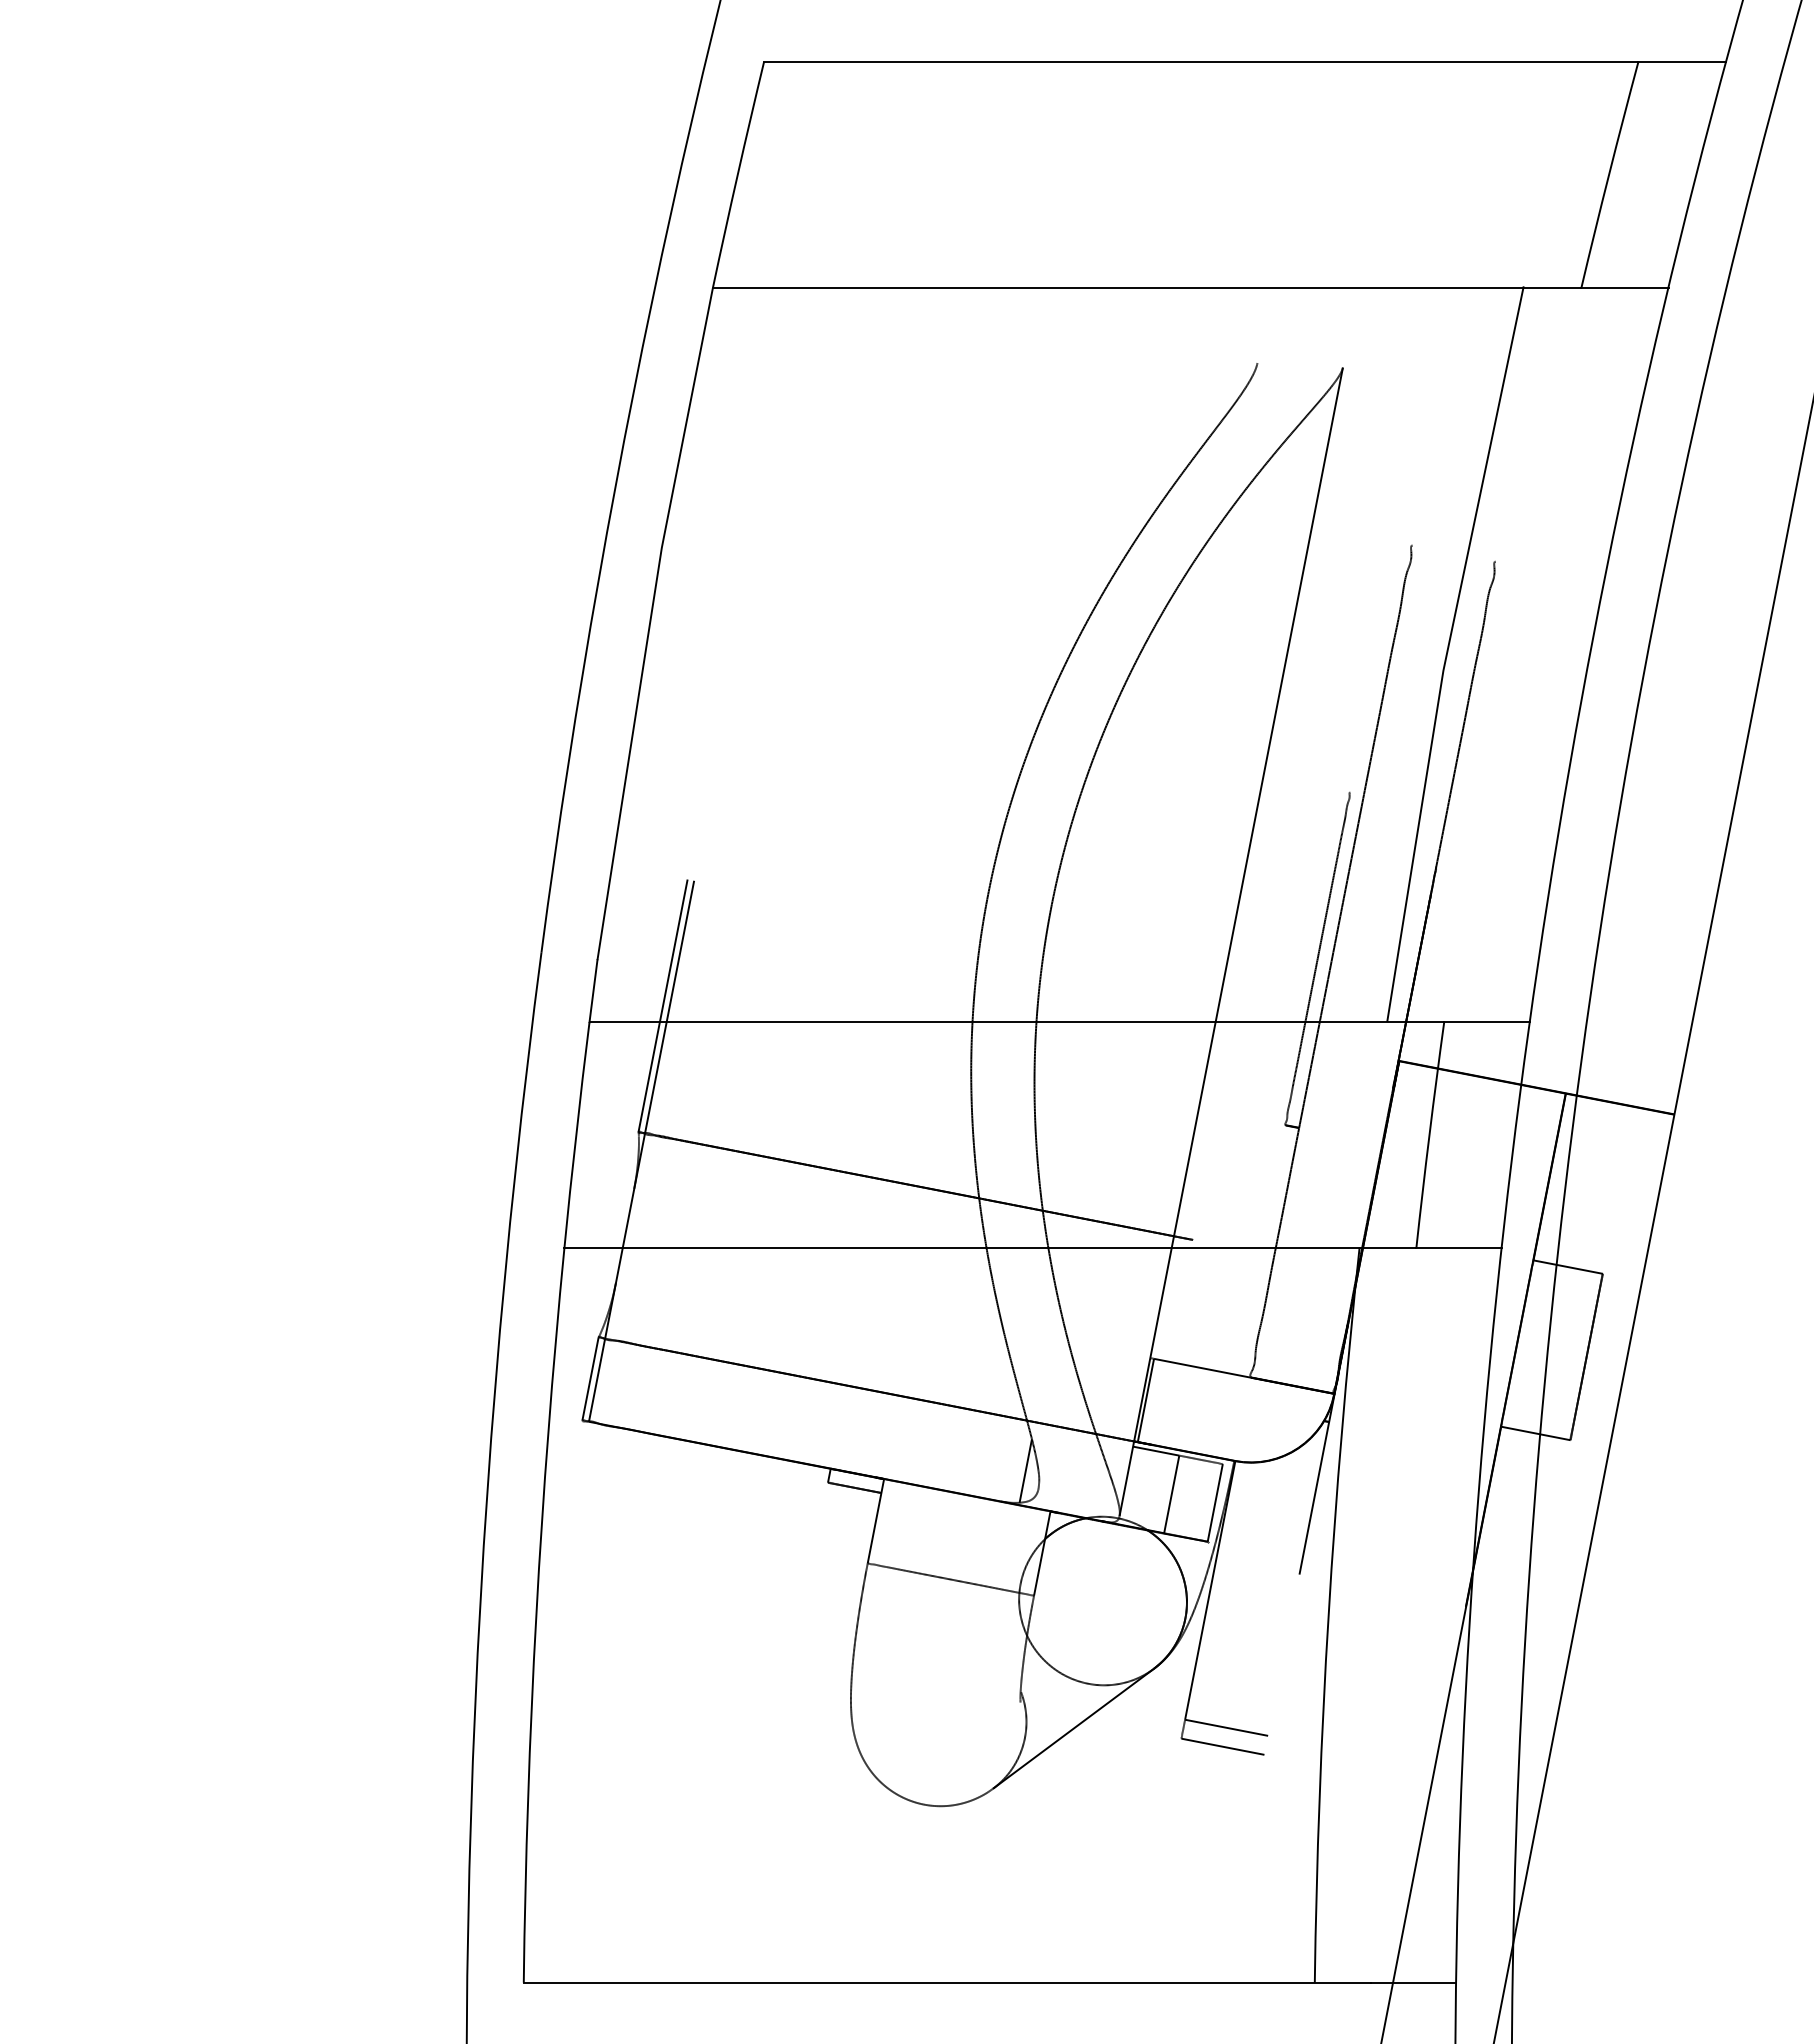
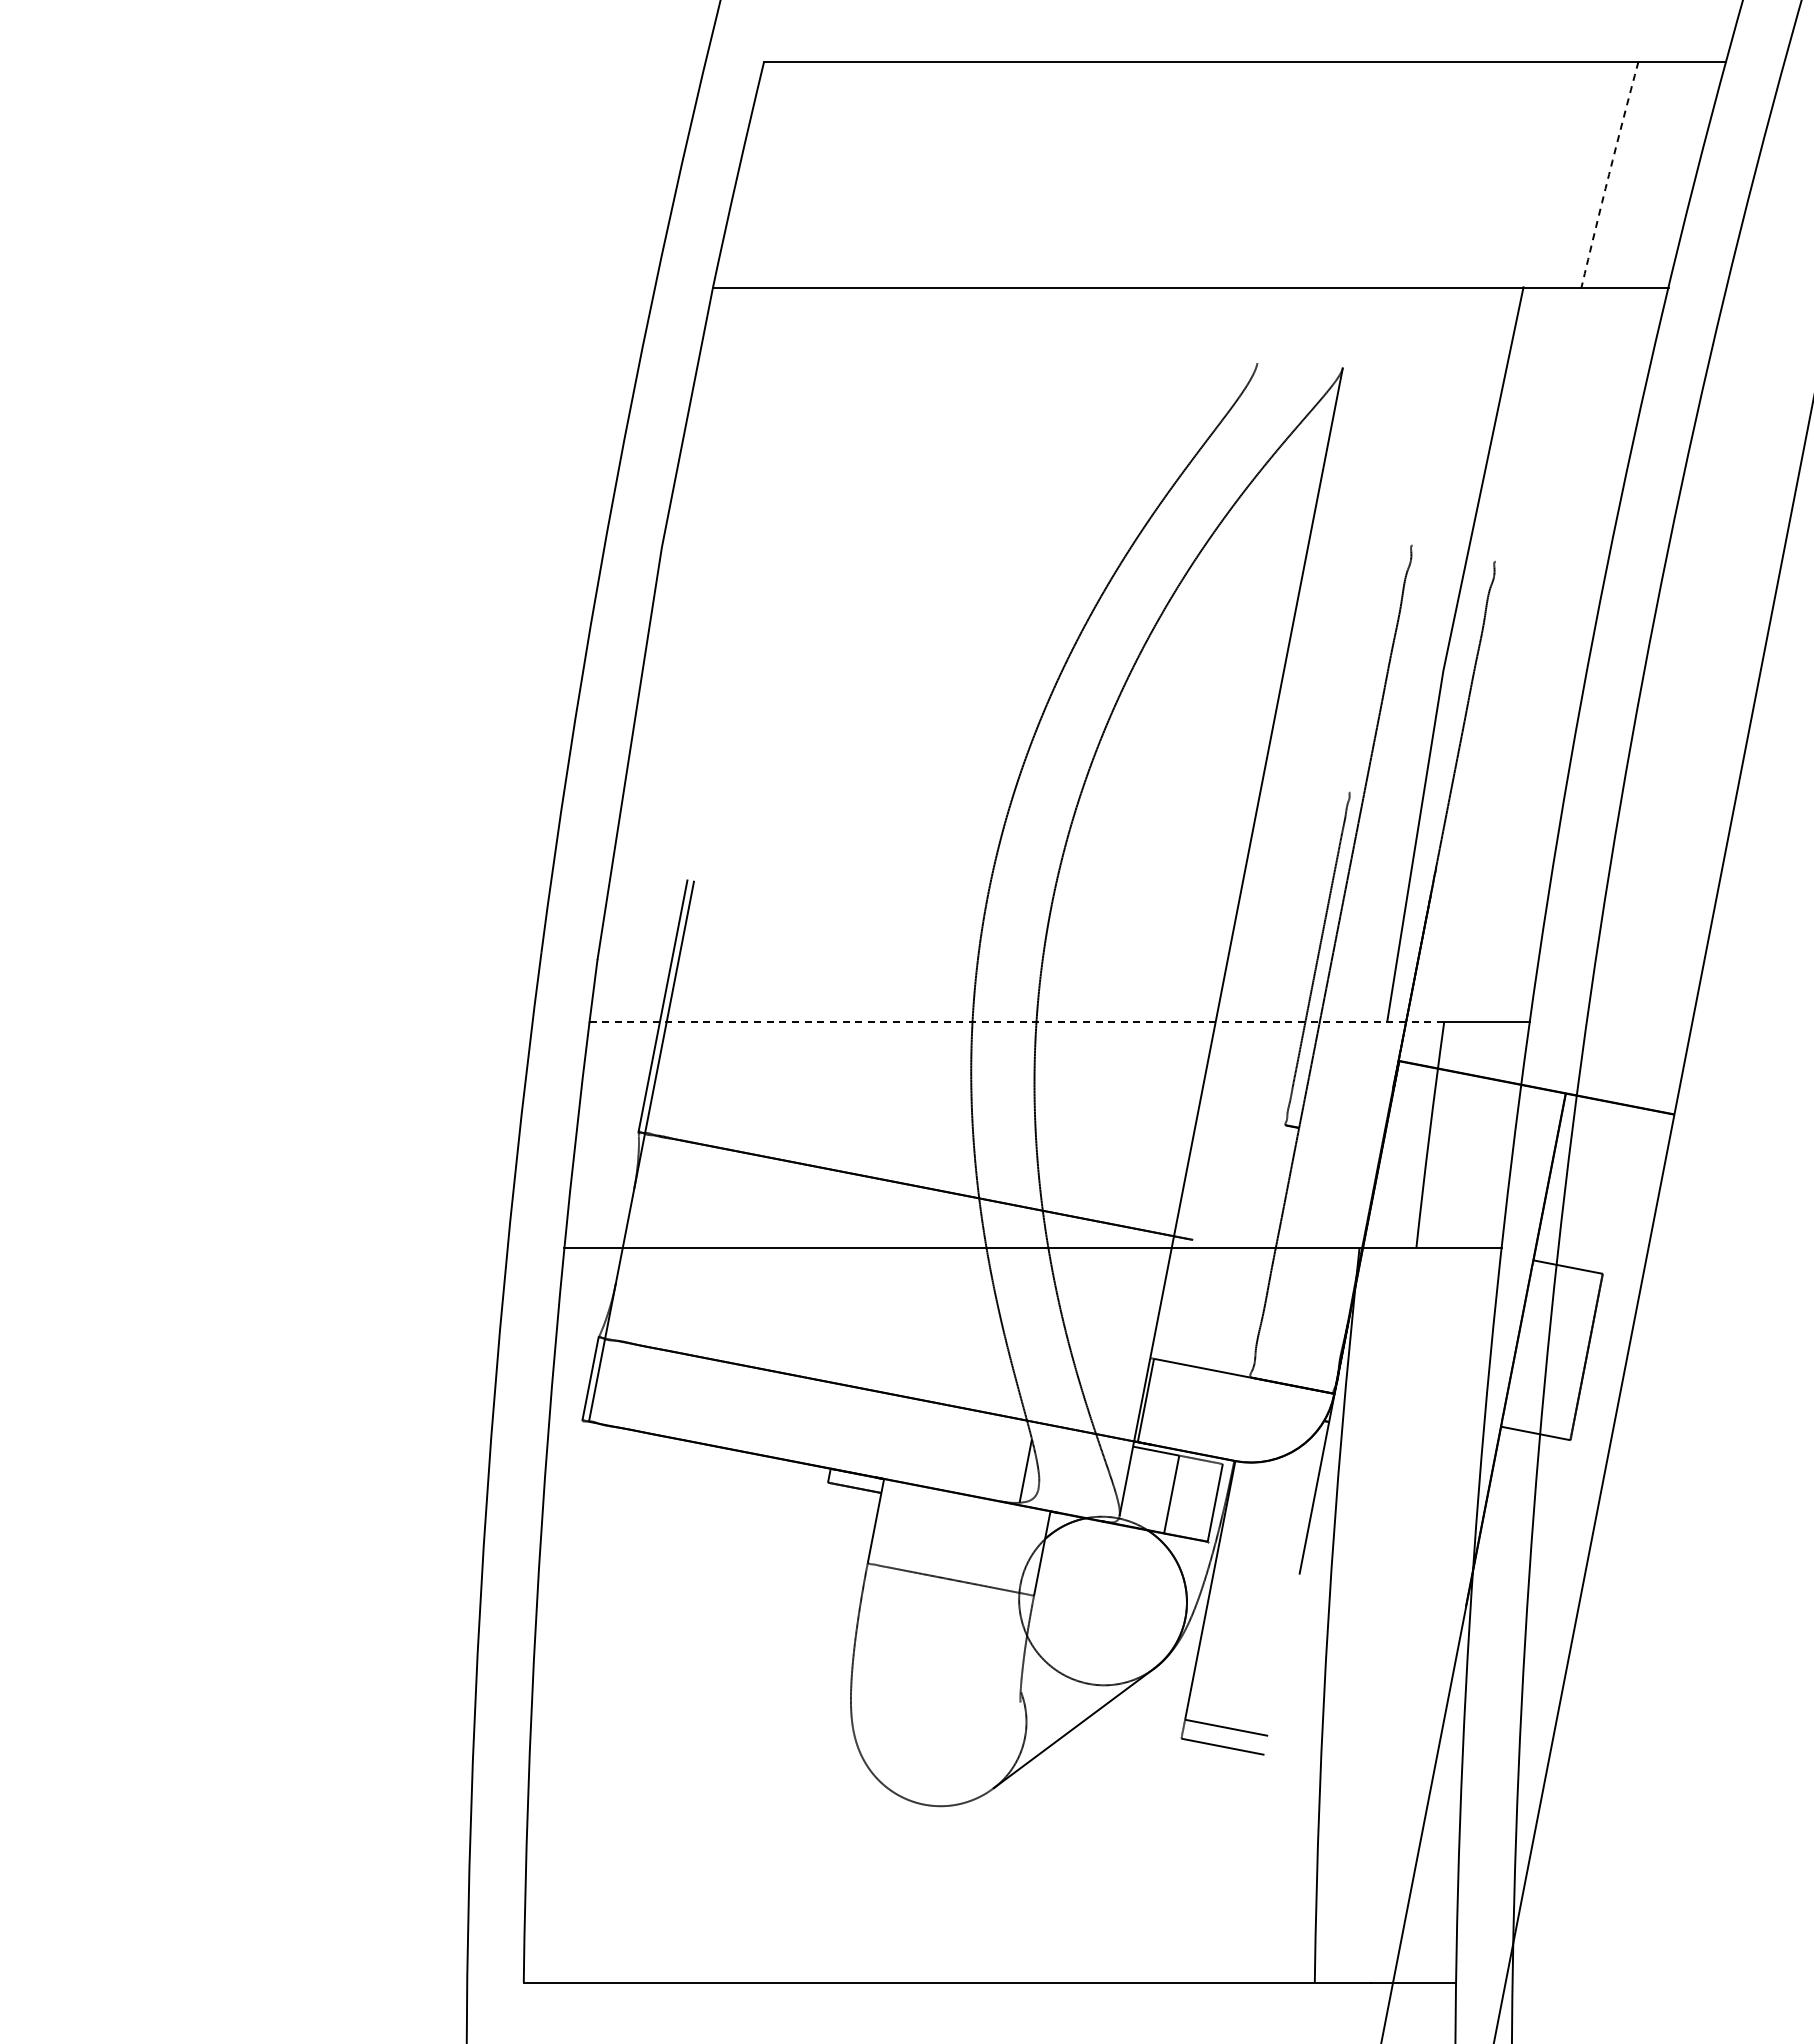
arc: solid -> dashed (1609, 174)
line: solid -> dashed (1017, 1022)
